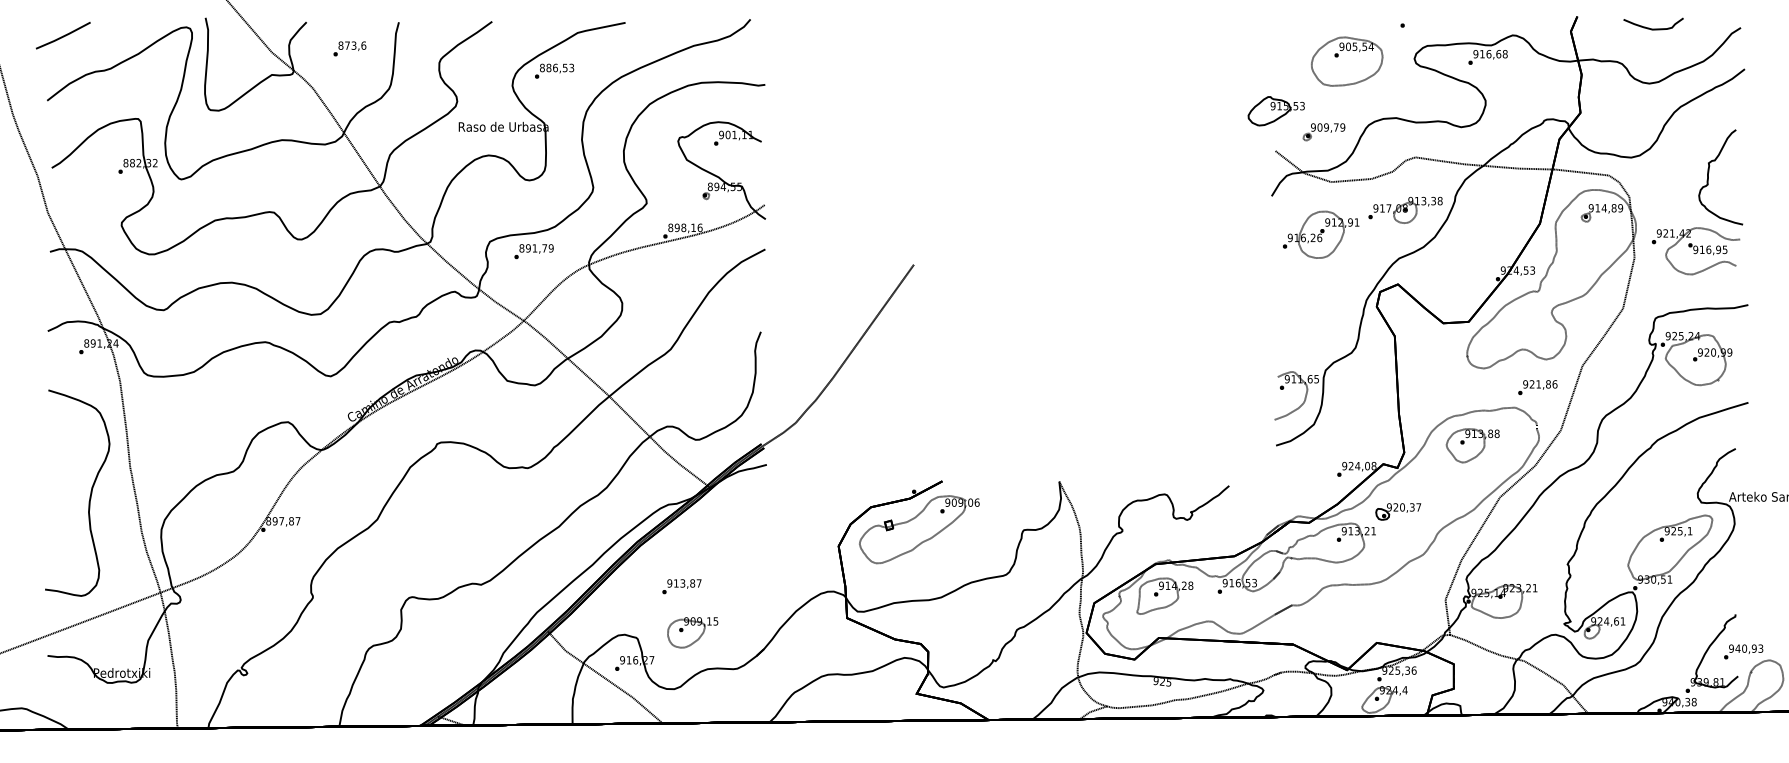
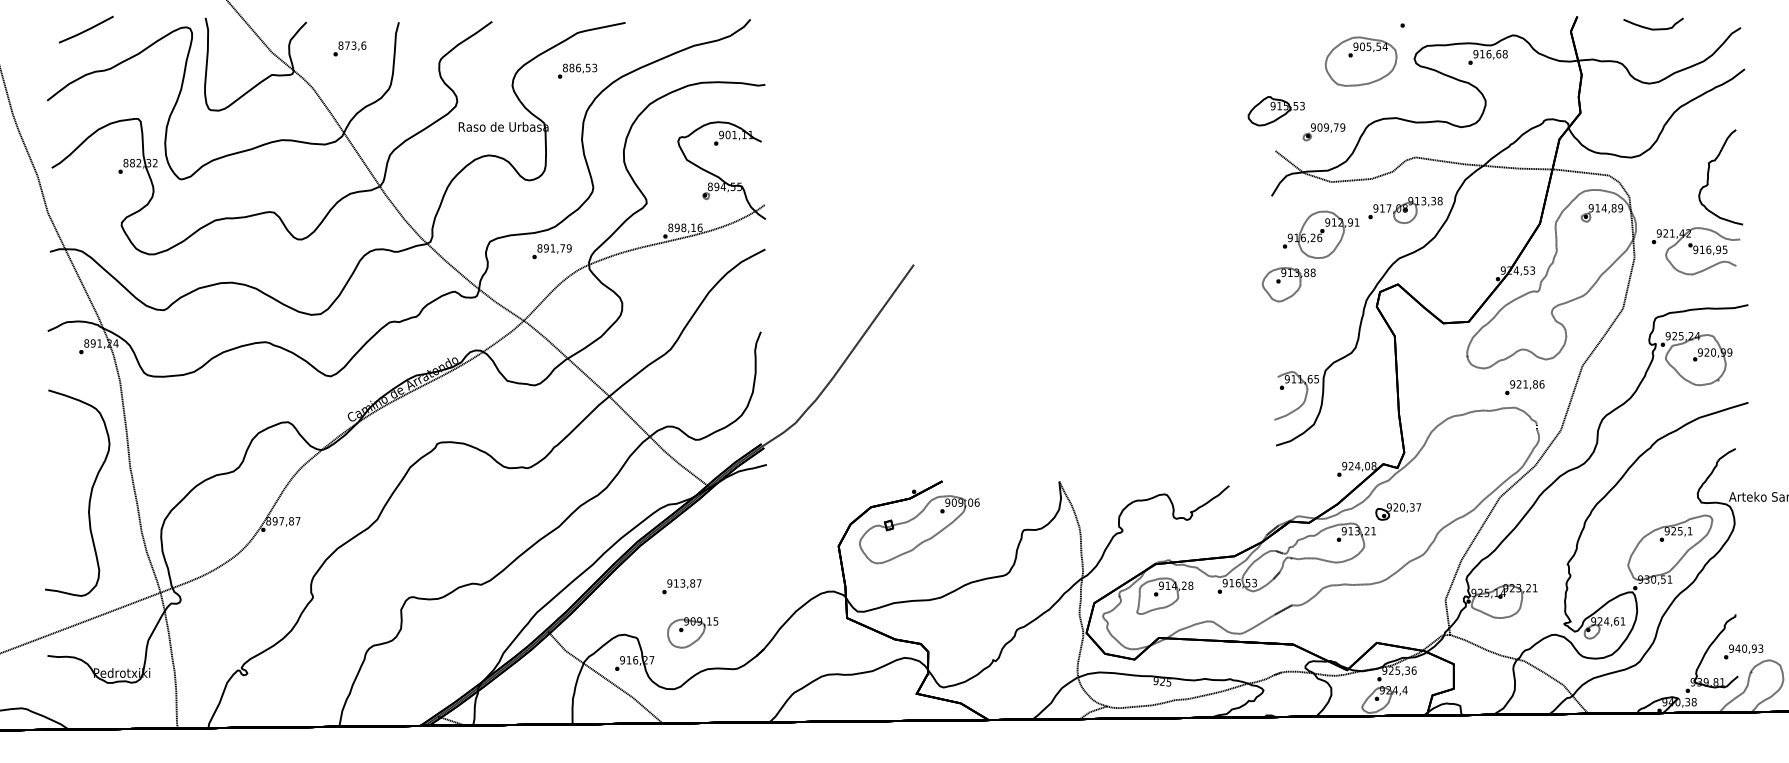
line position: (63, 35) -> (86, 29) (86, 29)
part position: (1347, 61) -> (1361, 61) (1361, 61)
text position: (554, 70) -> (577, 70) (577, 70)
text position: (533, 251) -> (551, 251) (551, 251)
text position: (1537, 387) -> (1524, 387) (1524, 387)
part position: (1472, 445) -> (1288, 284) (1288, 284)
